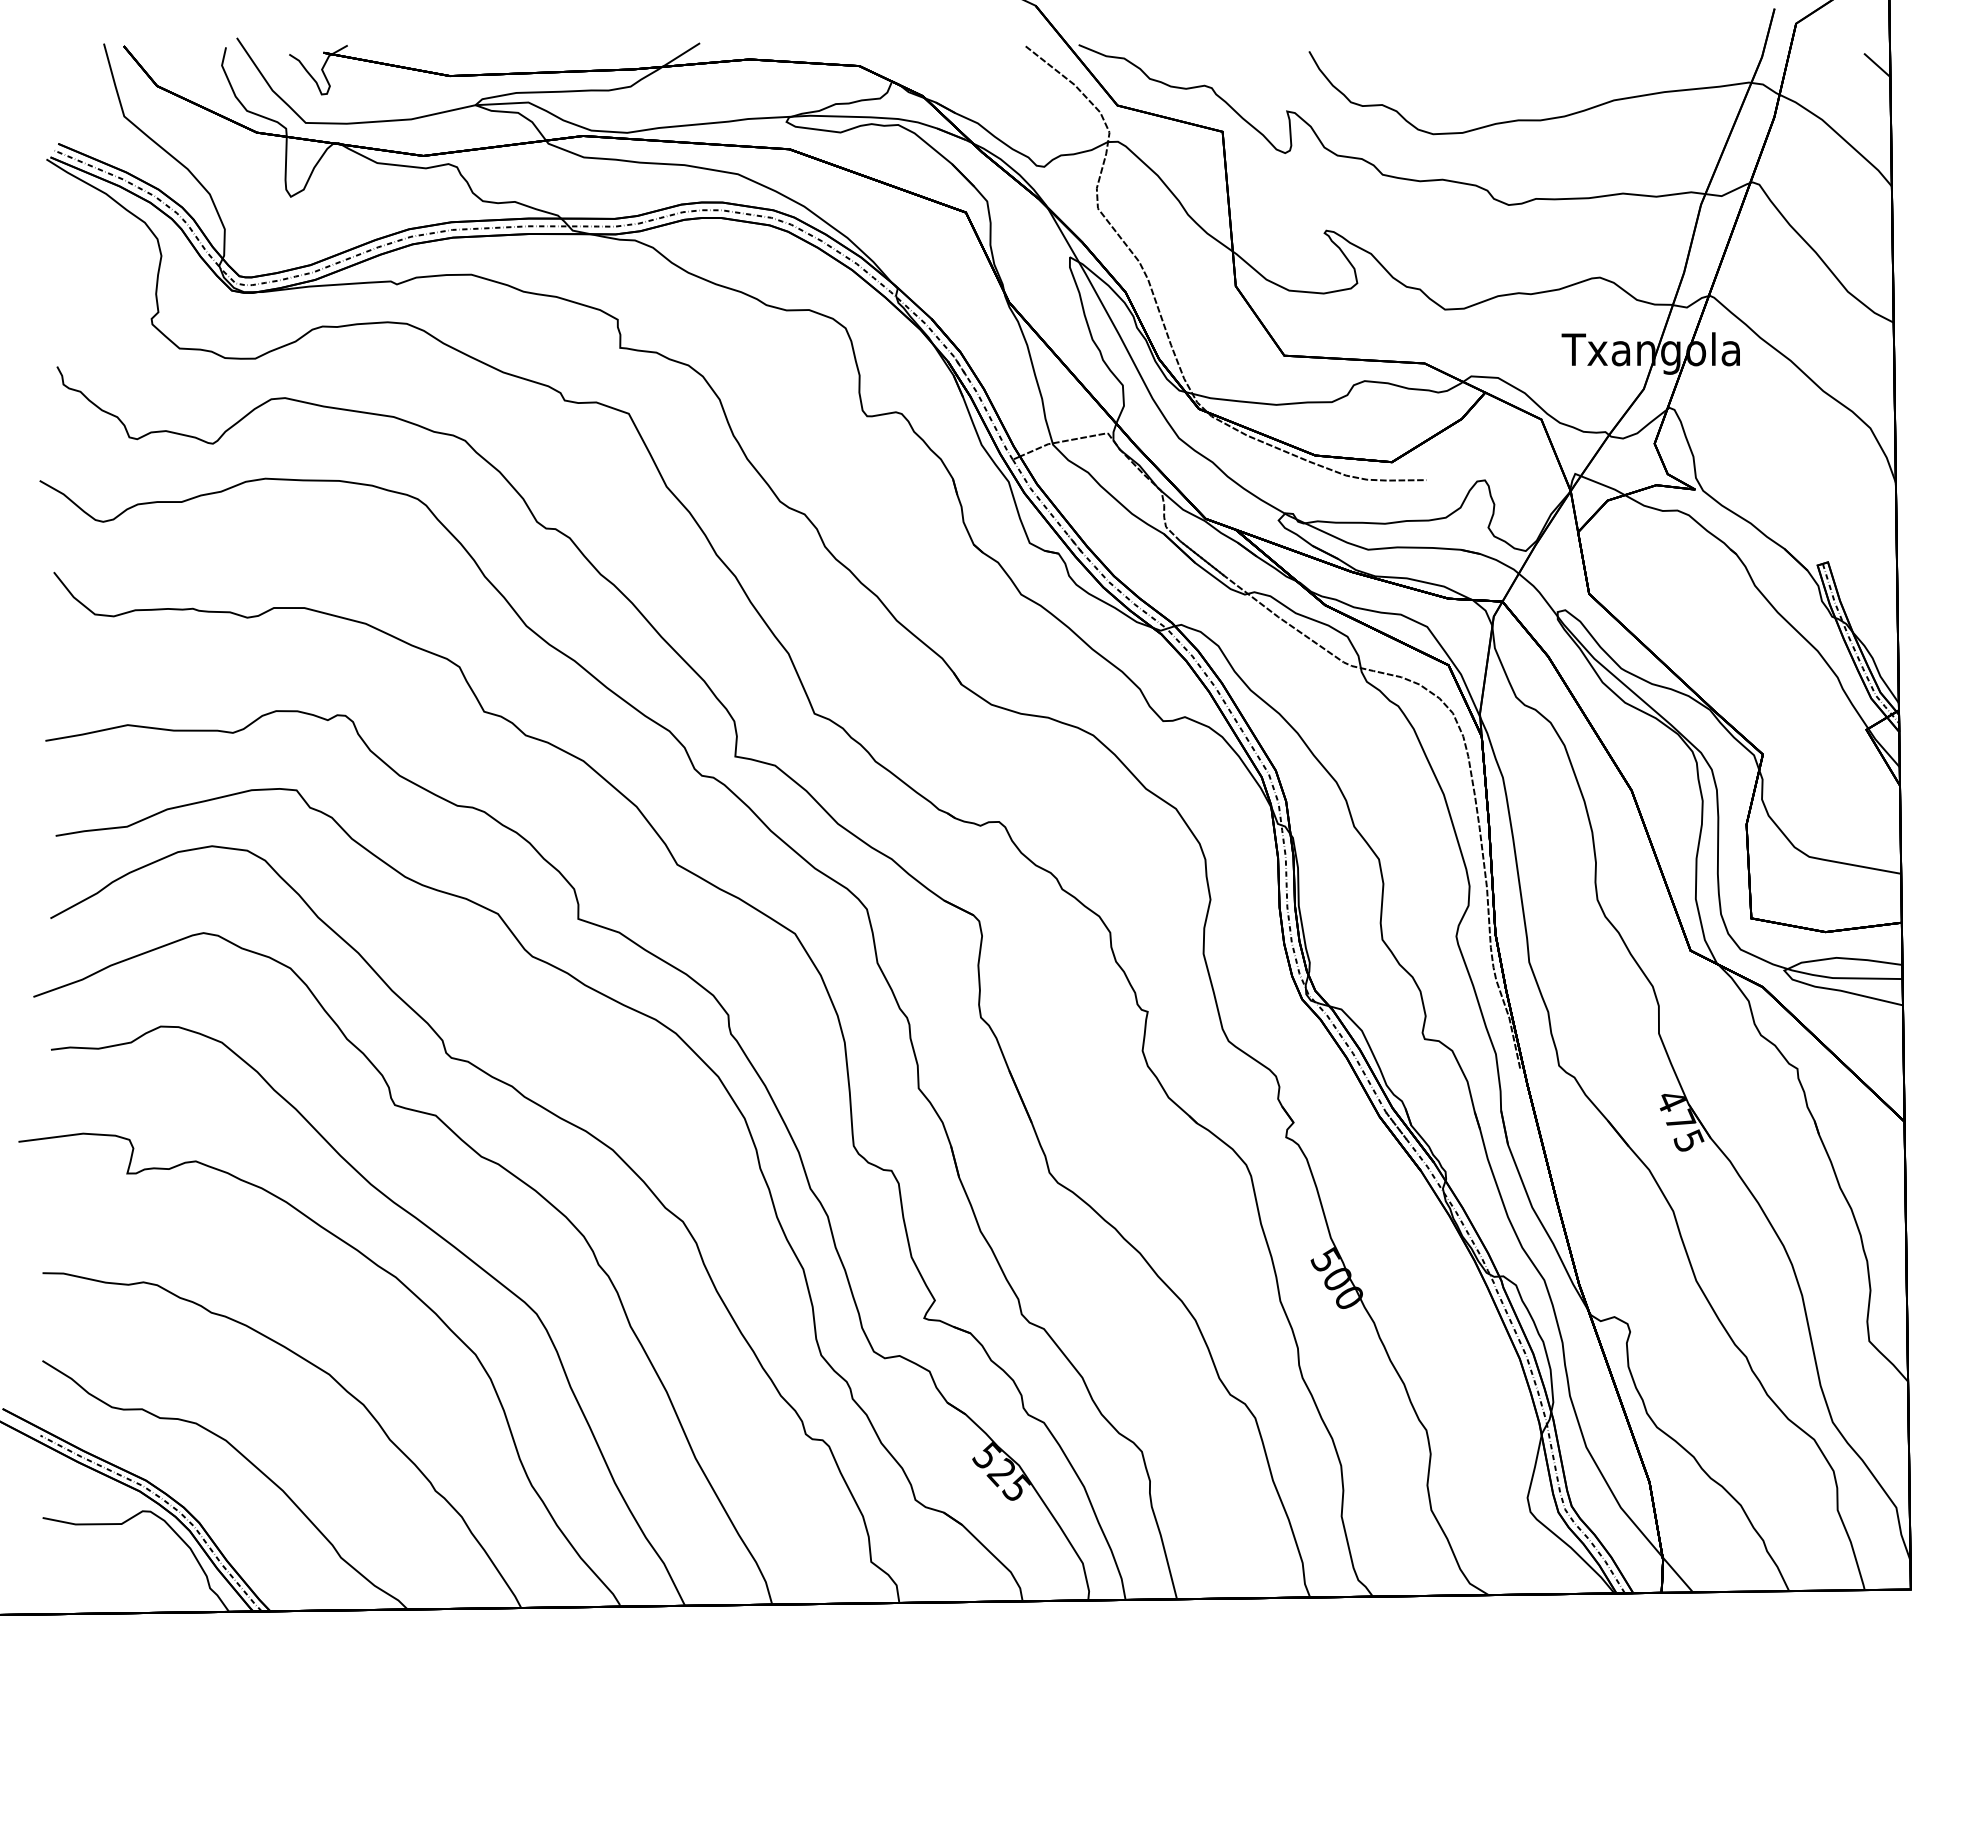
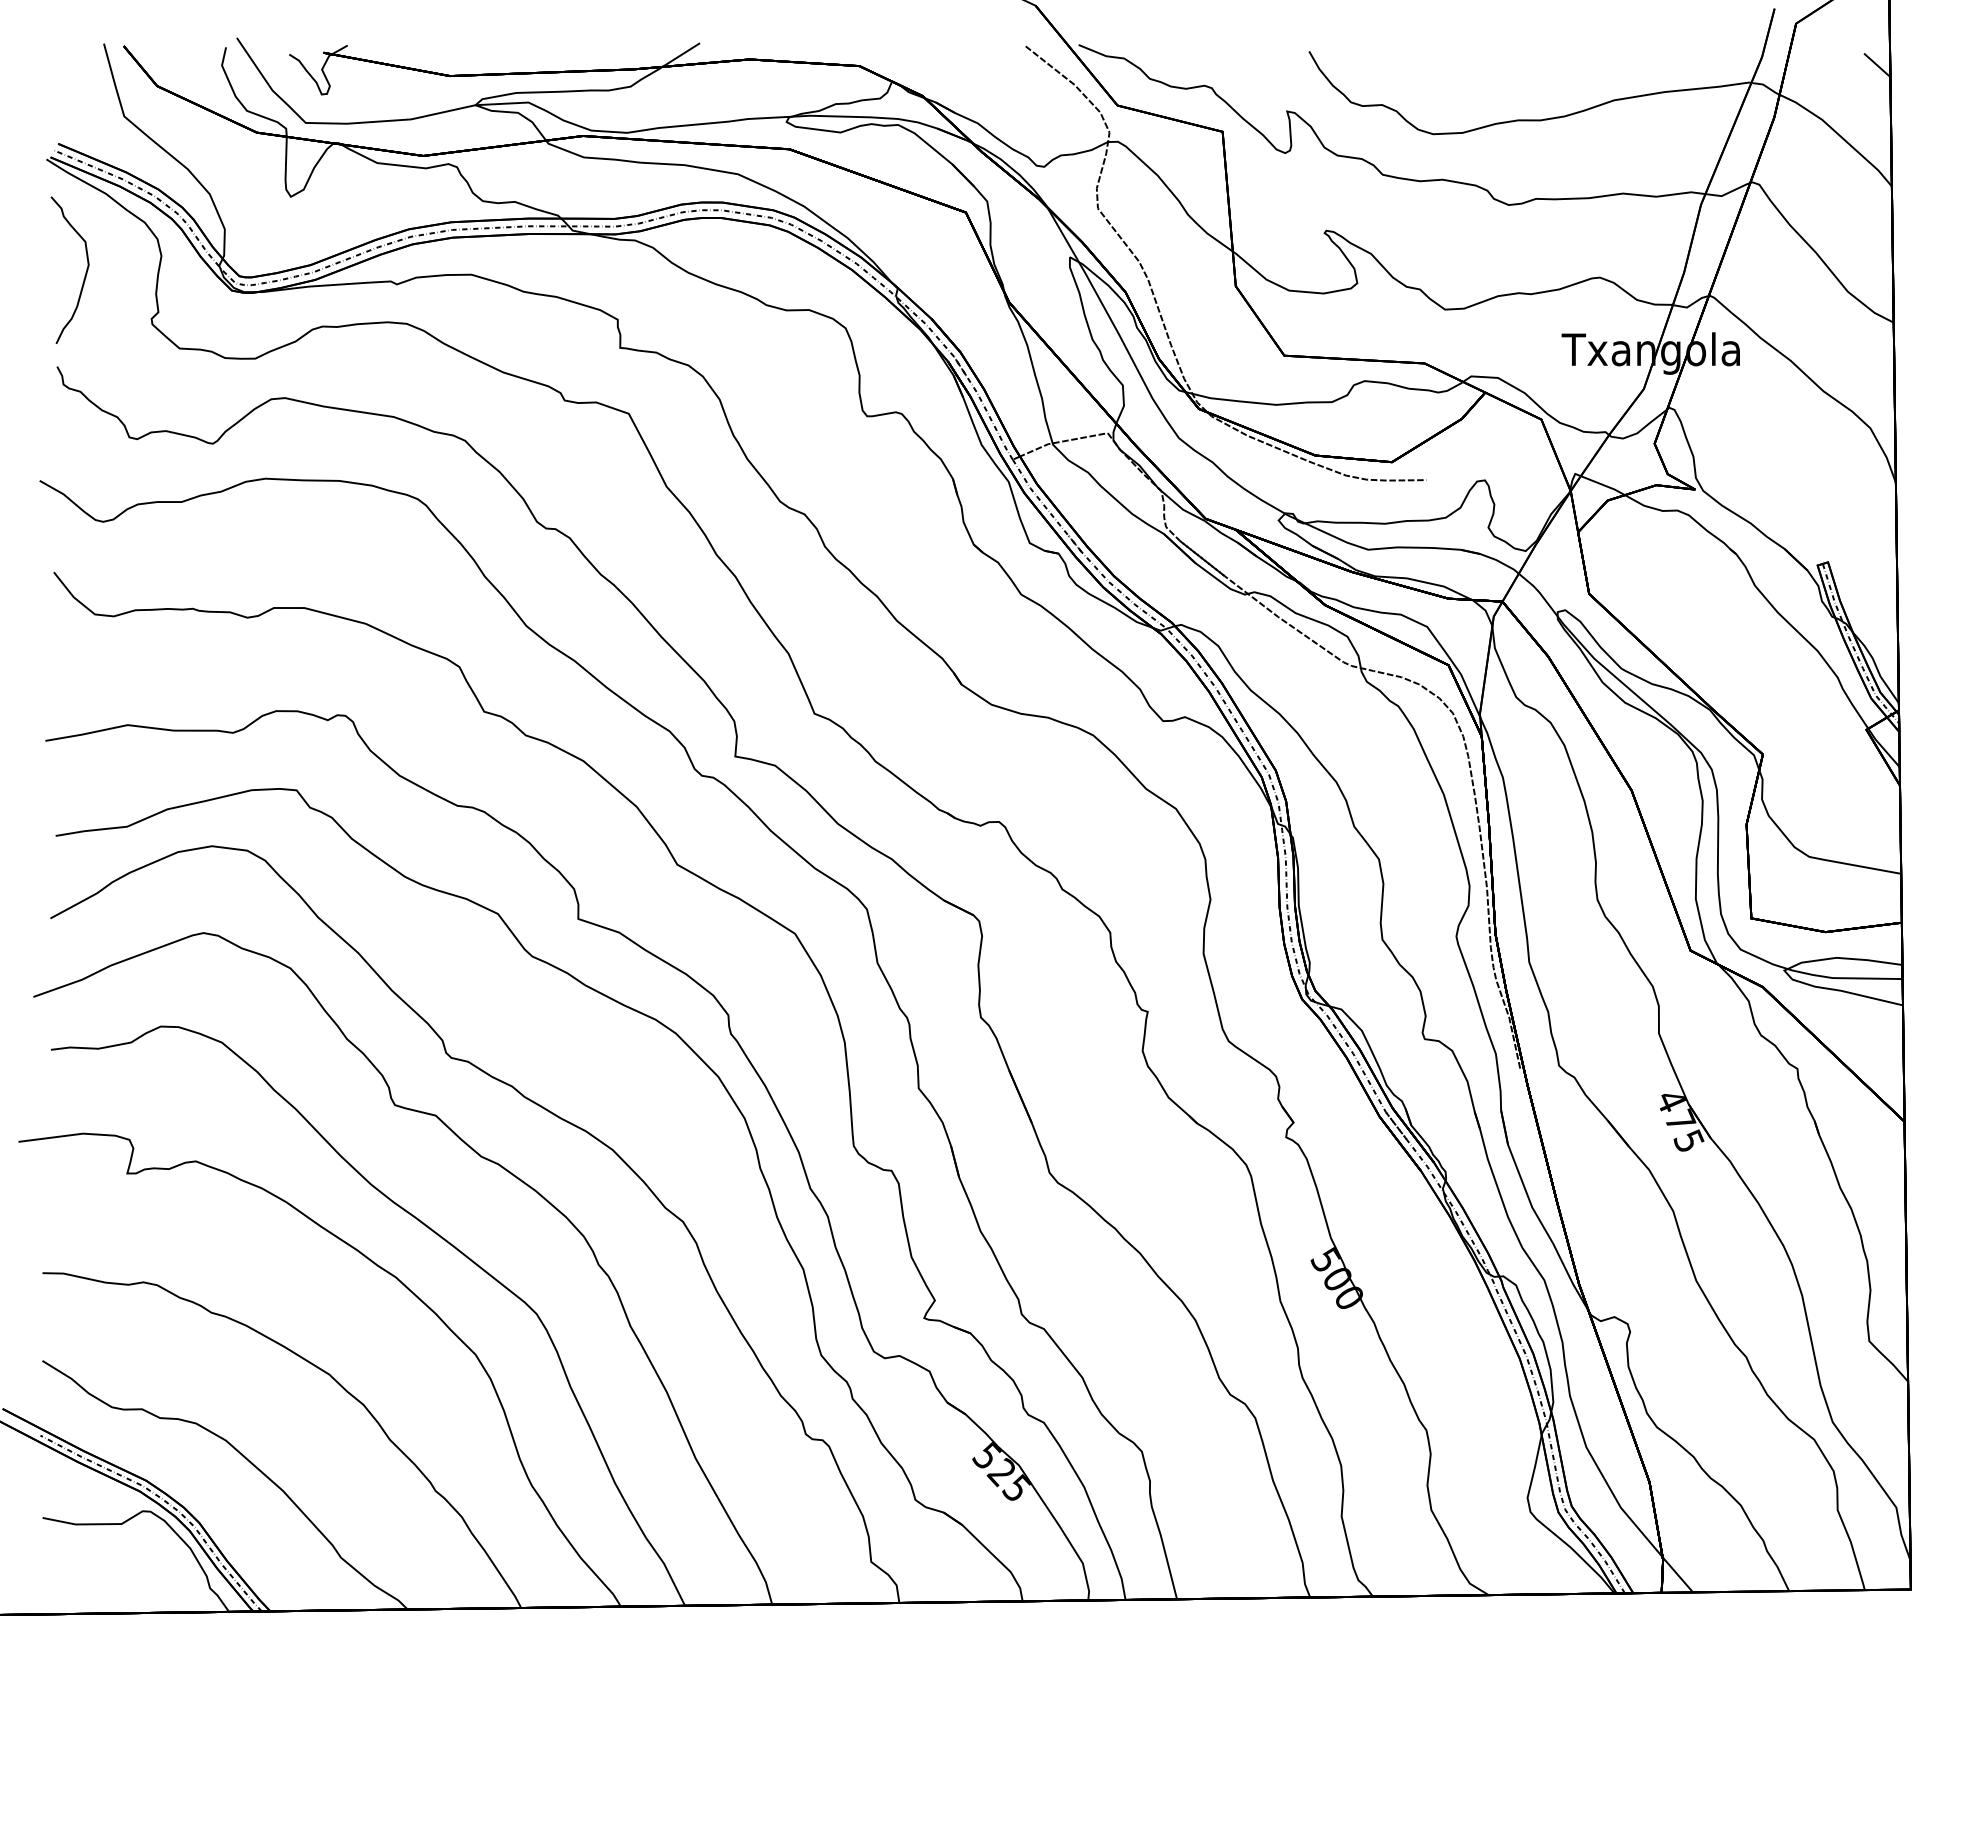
curve: none -> present (84, 275)
